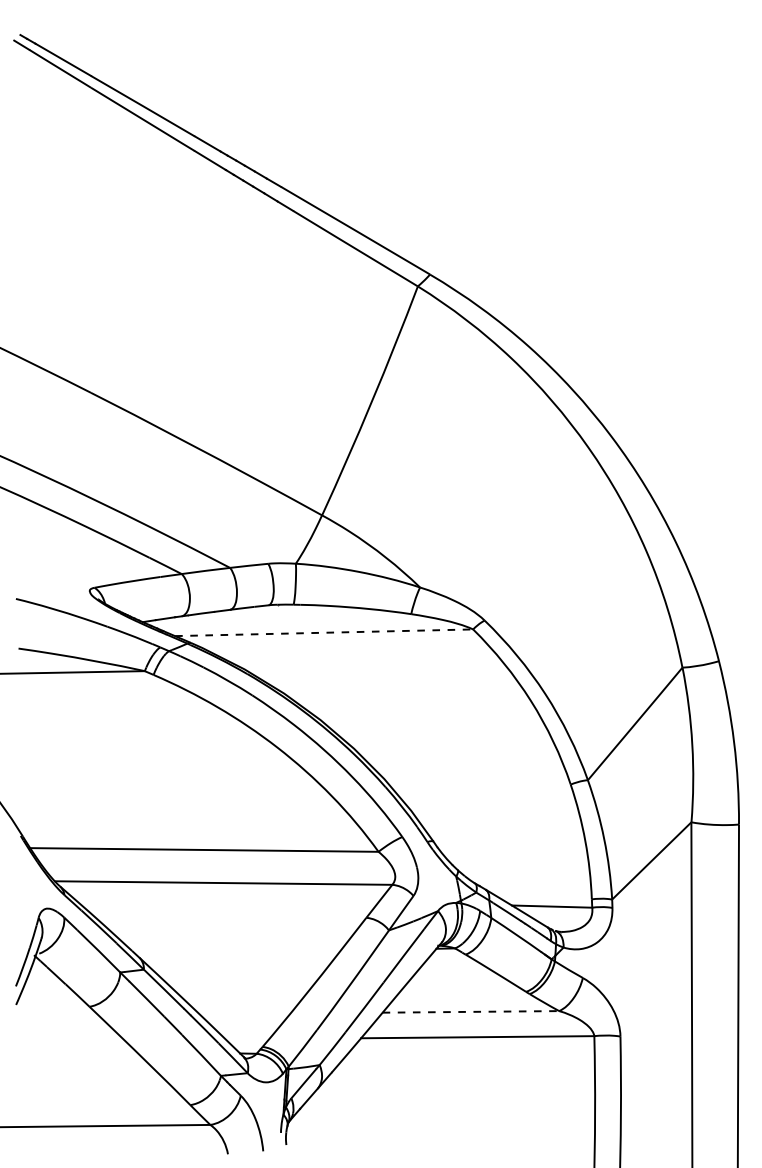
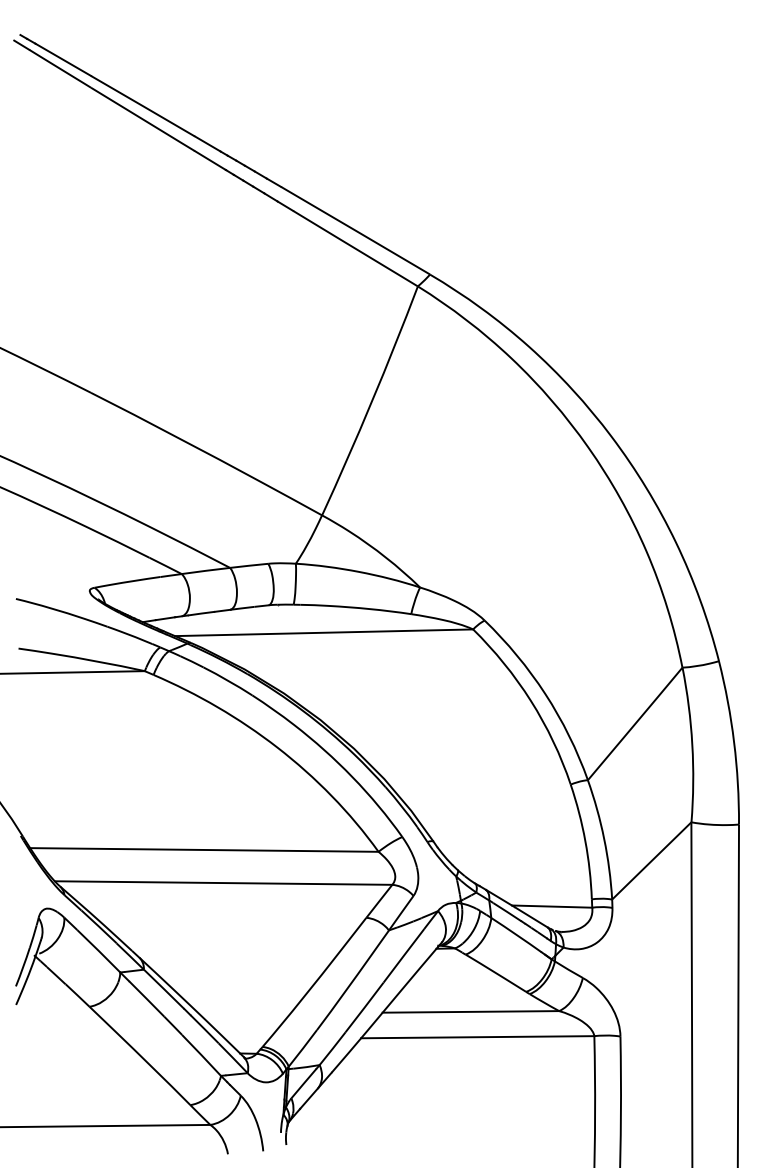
line: dashed -> solid (324, 632)
line: dashed -> solid (471, 1011)
